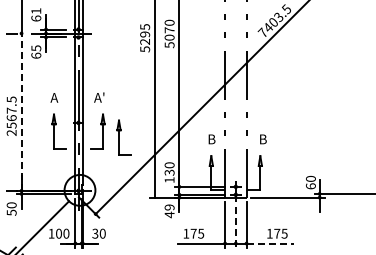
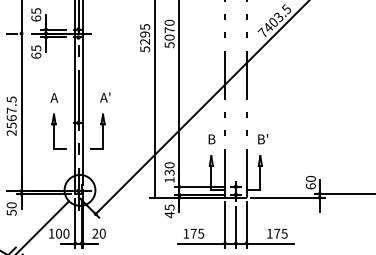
text: 61 -> 65 (36, 11)
text position: (99, 97) -> (105, 97) (105, 97)
line: dashed -> solid (21, 112)
part: present -> none (123, 137)
text: B -> B' (263, 139)
text: 49 -> 45 (169, 207)
line: dashed -> solid (235, 227)
text: 30 -> 20 (95, 233)
line: dashed -> solid (270, 243)
